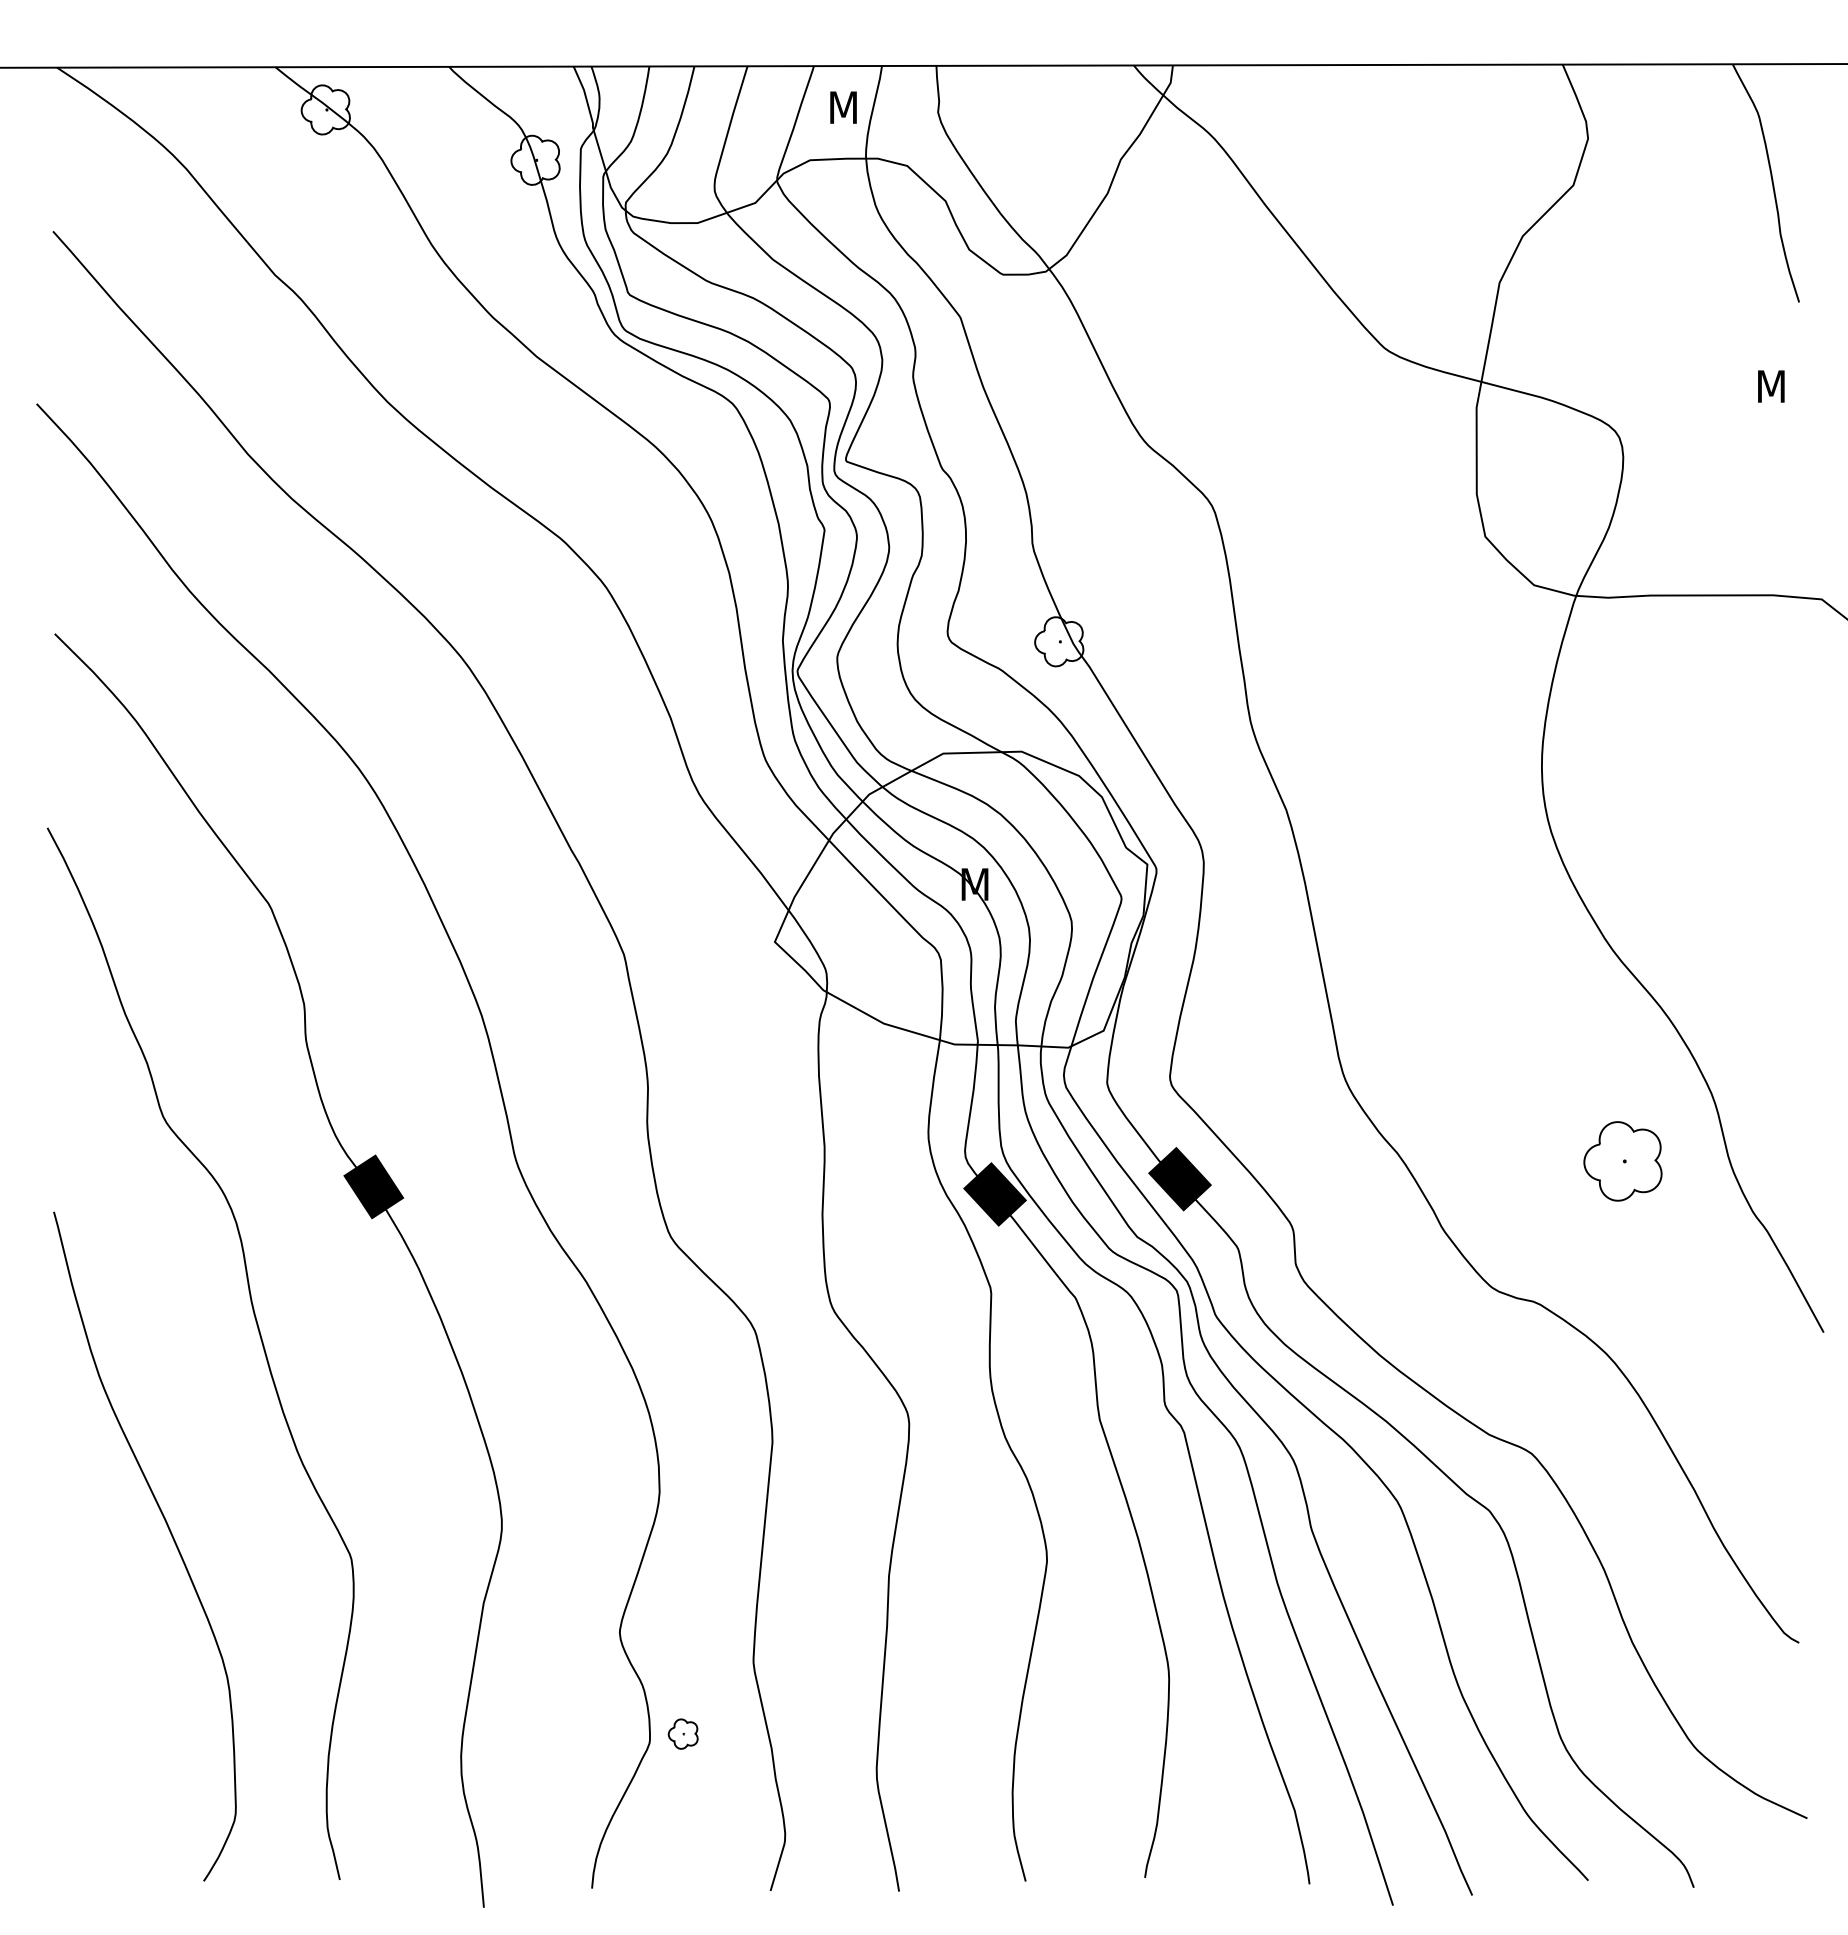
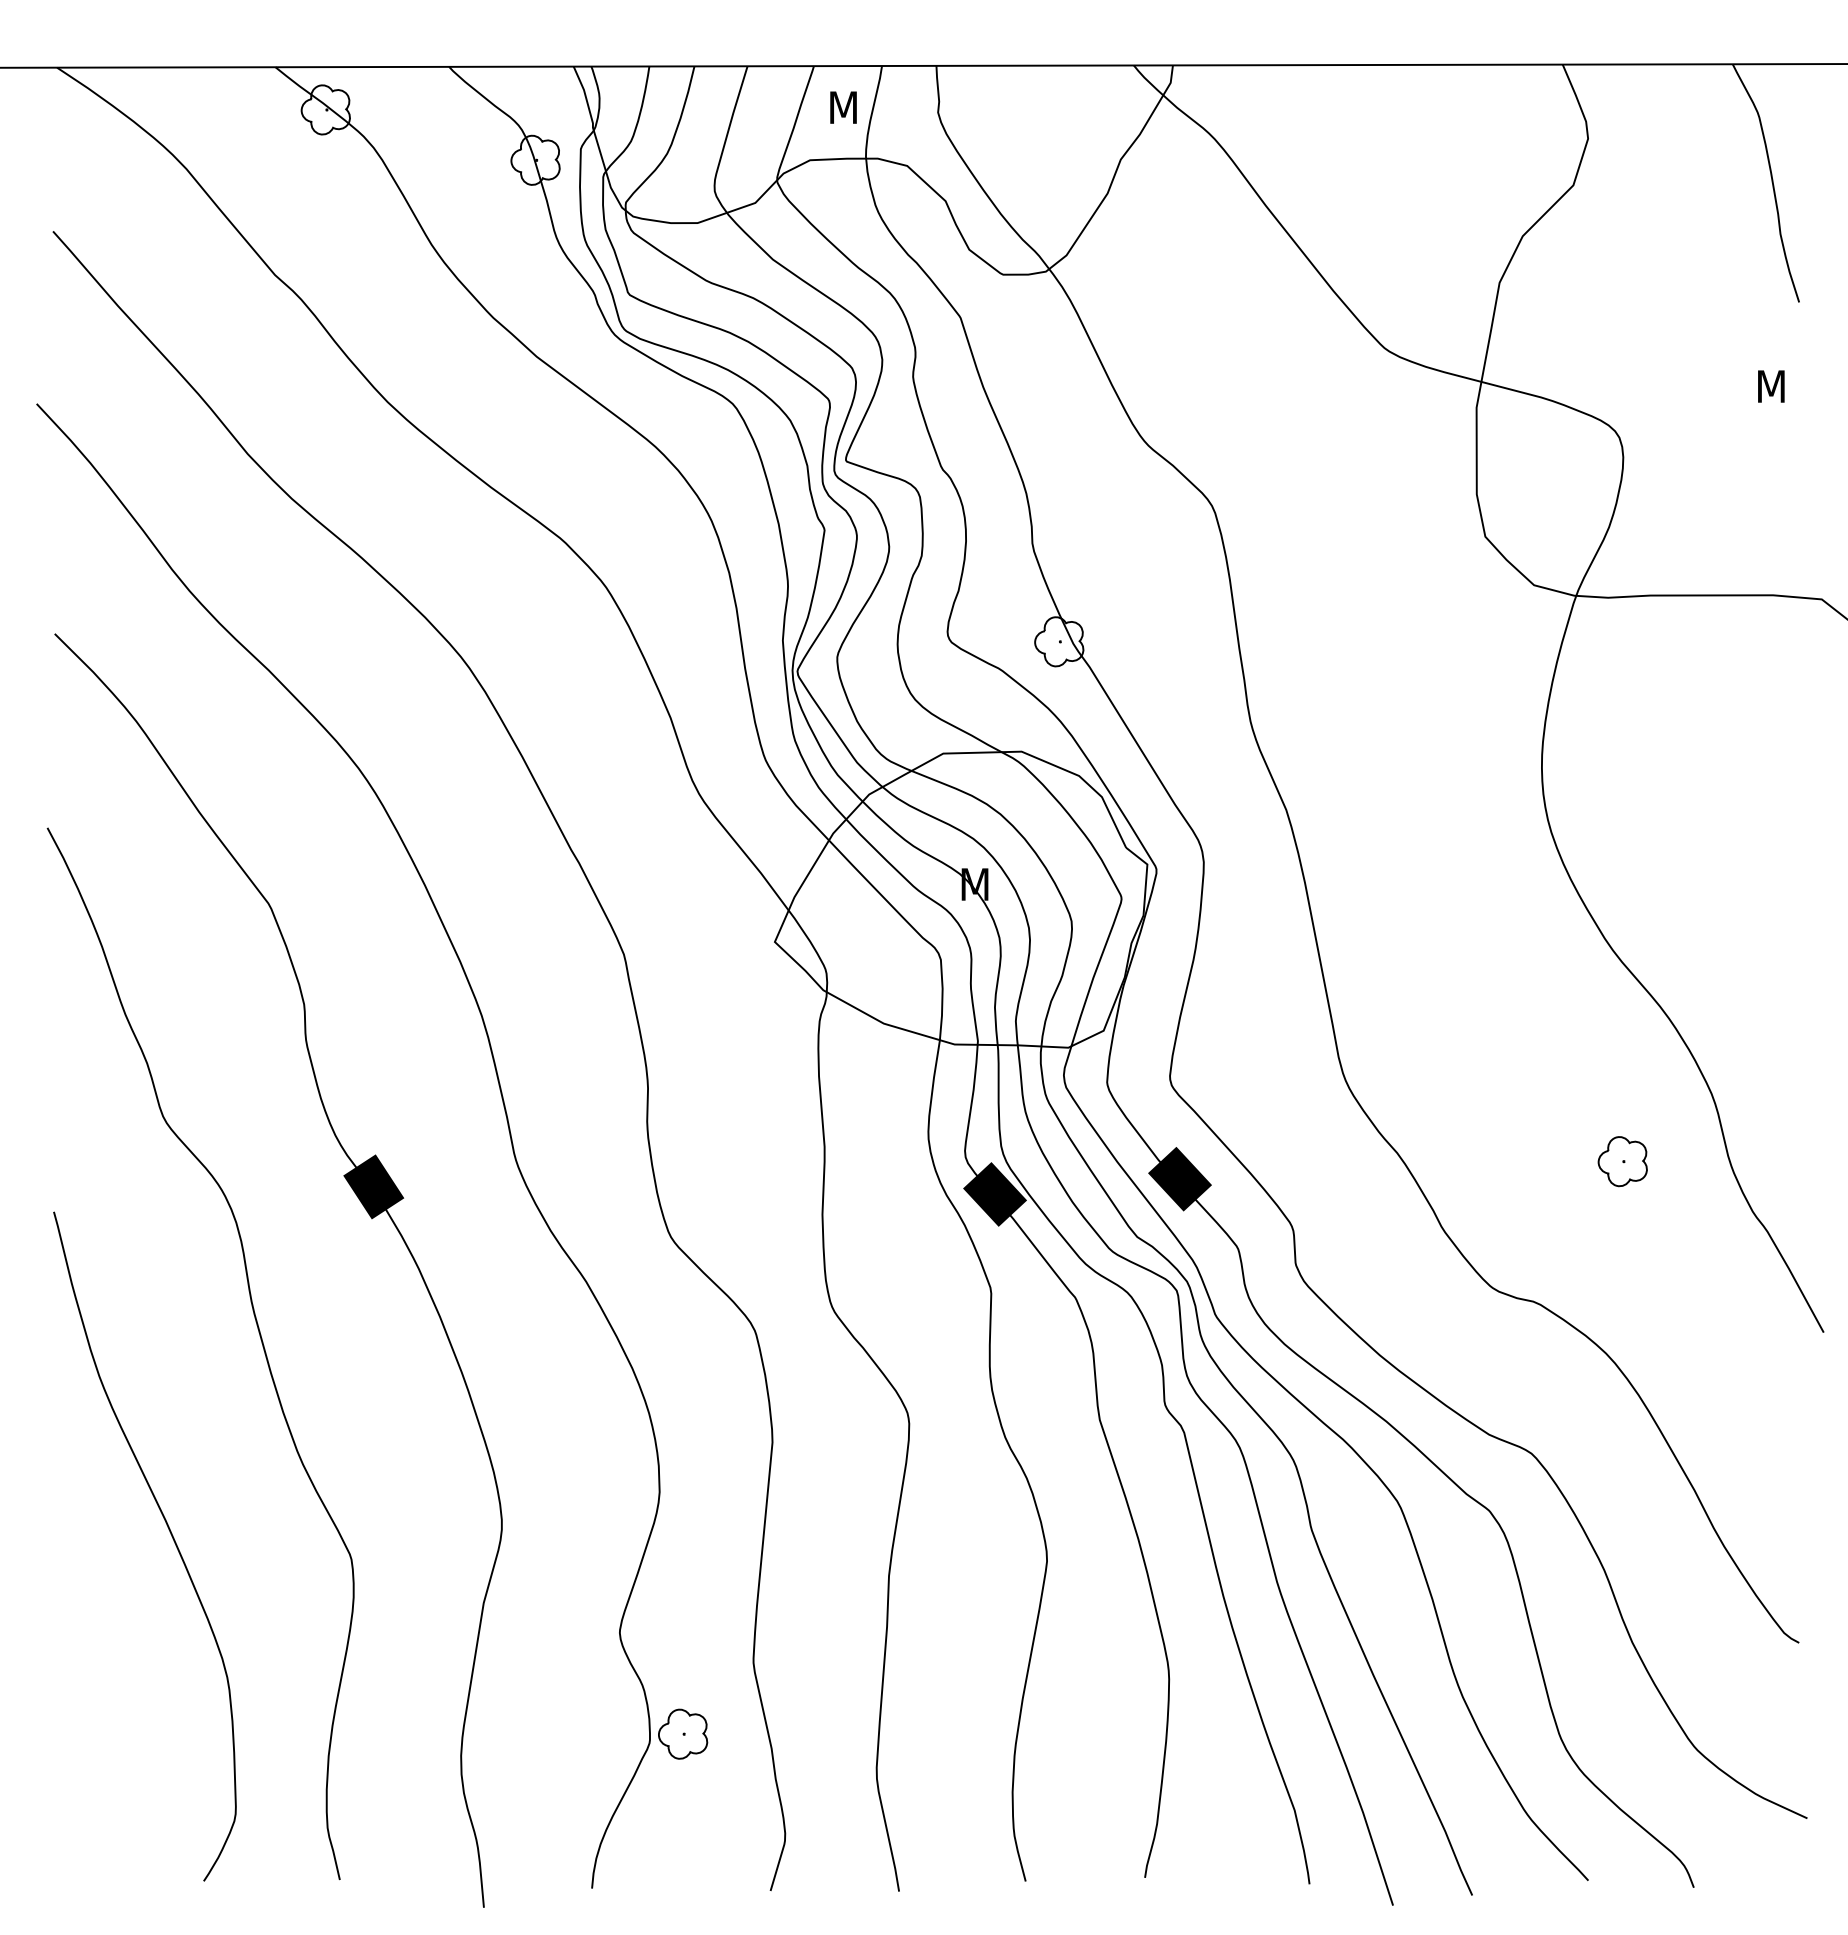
part size: 80x81 px -> 51x52 px (1622, 1161)
part size: 32x32 px -> 51x52 px (683, 1733)
